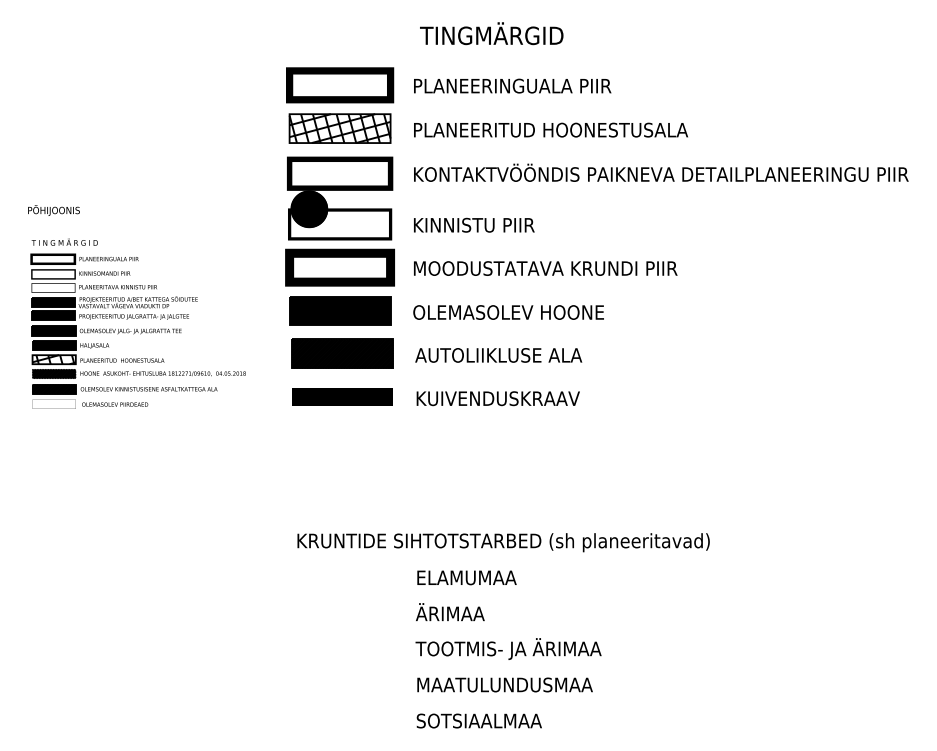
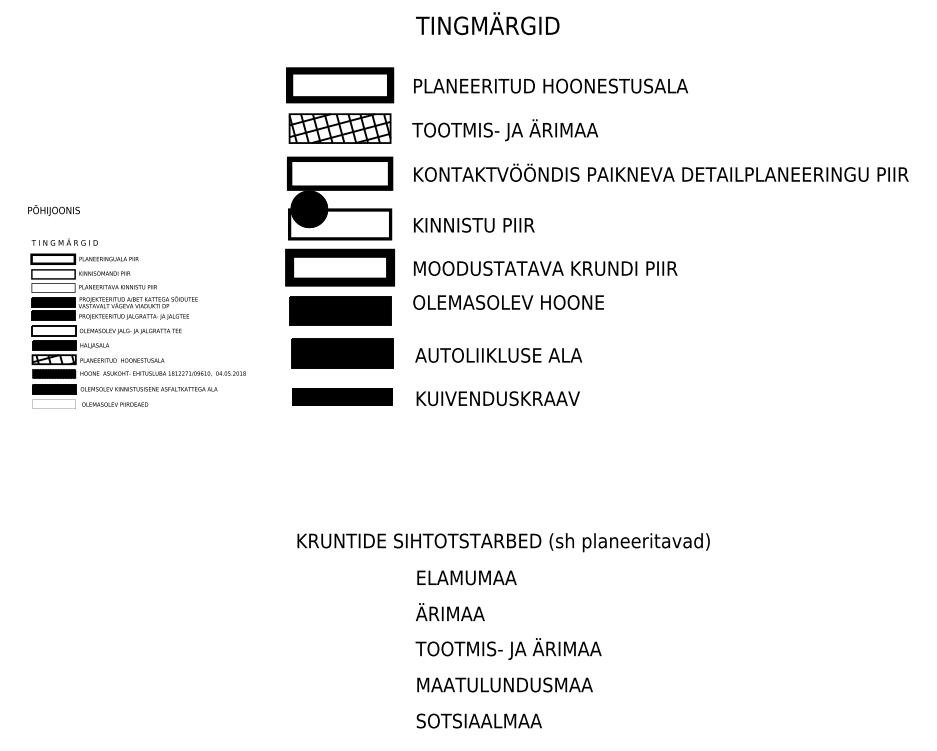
text position: (491, 33) -> (487, 23) (487, 23)
text: PLANEERINGUALA PIIR -> PLANEERITUD HOONESTUSALA (592, 85)
text: PLANEERITUD HOONESTUSALA -> TOOTMIS- JA ÄRIMAA (550, 130)
text position: (508, 312) -> (508, 302) (508, 302)
fill: present -> none (53, 330)
